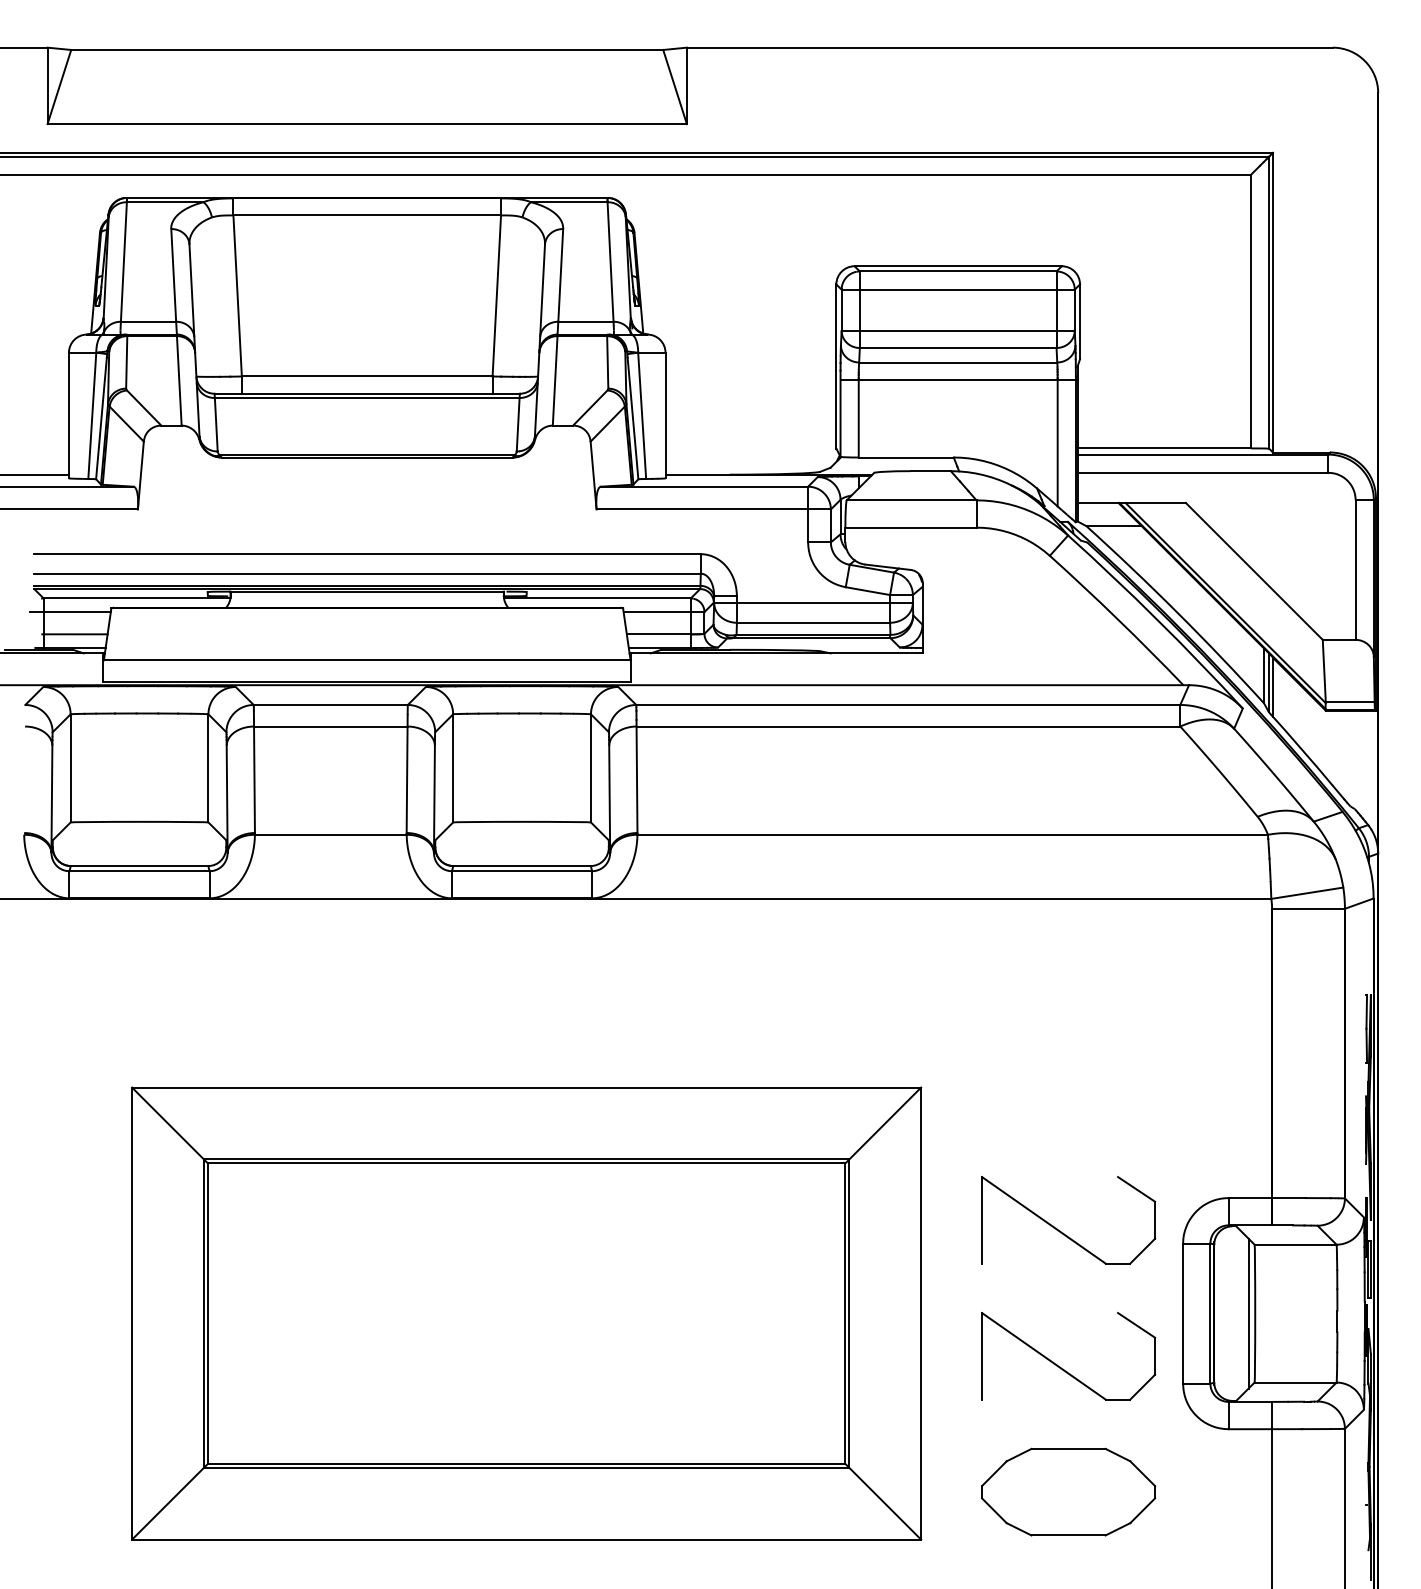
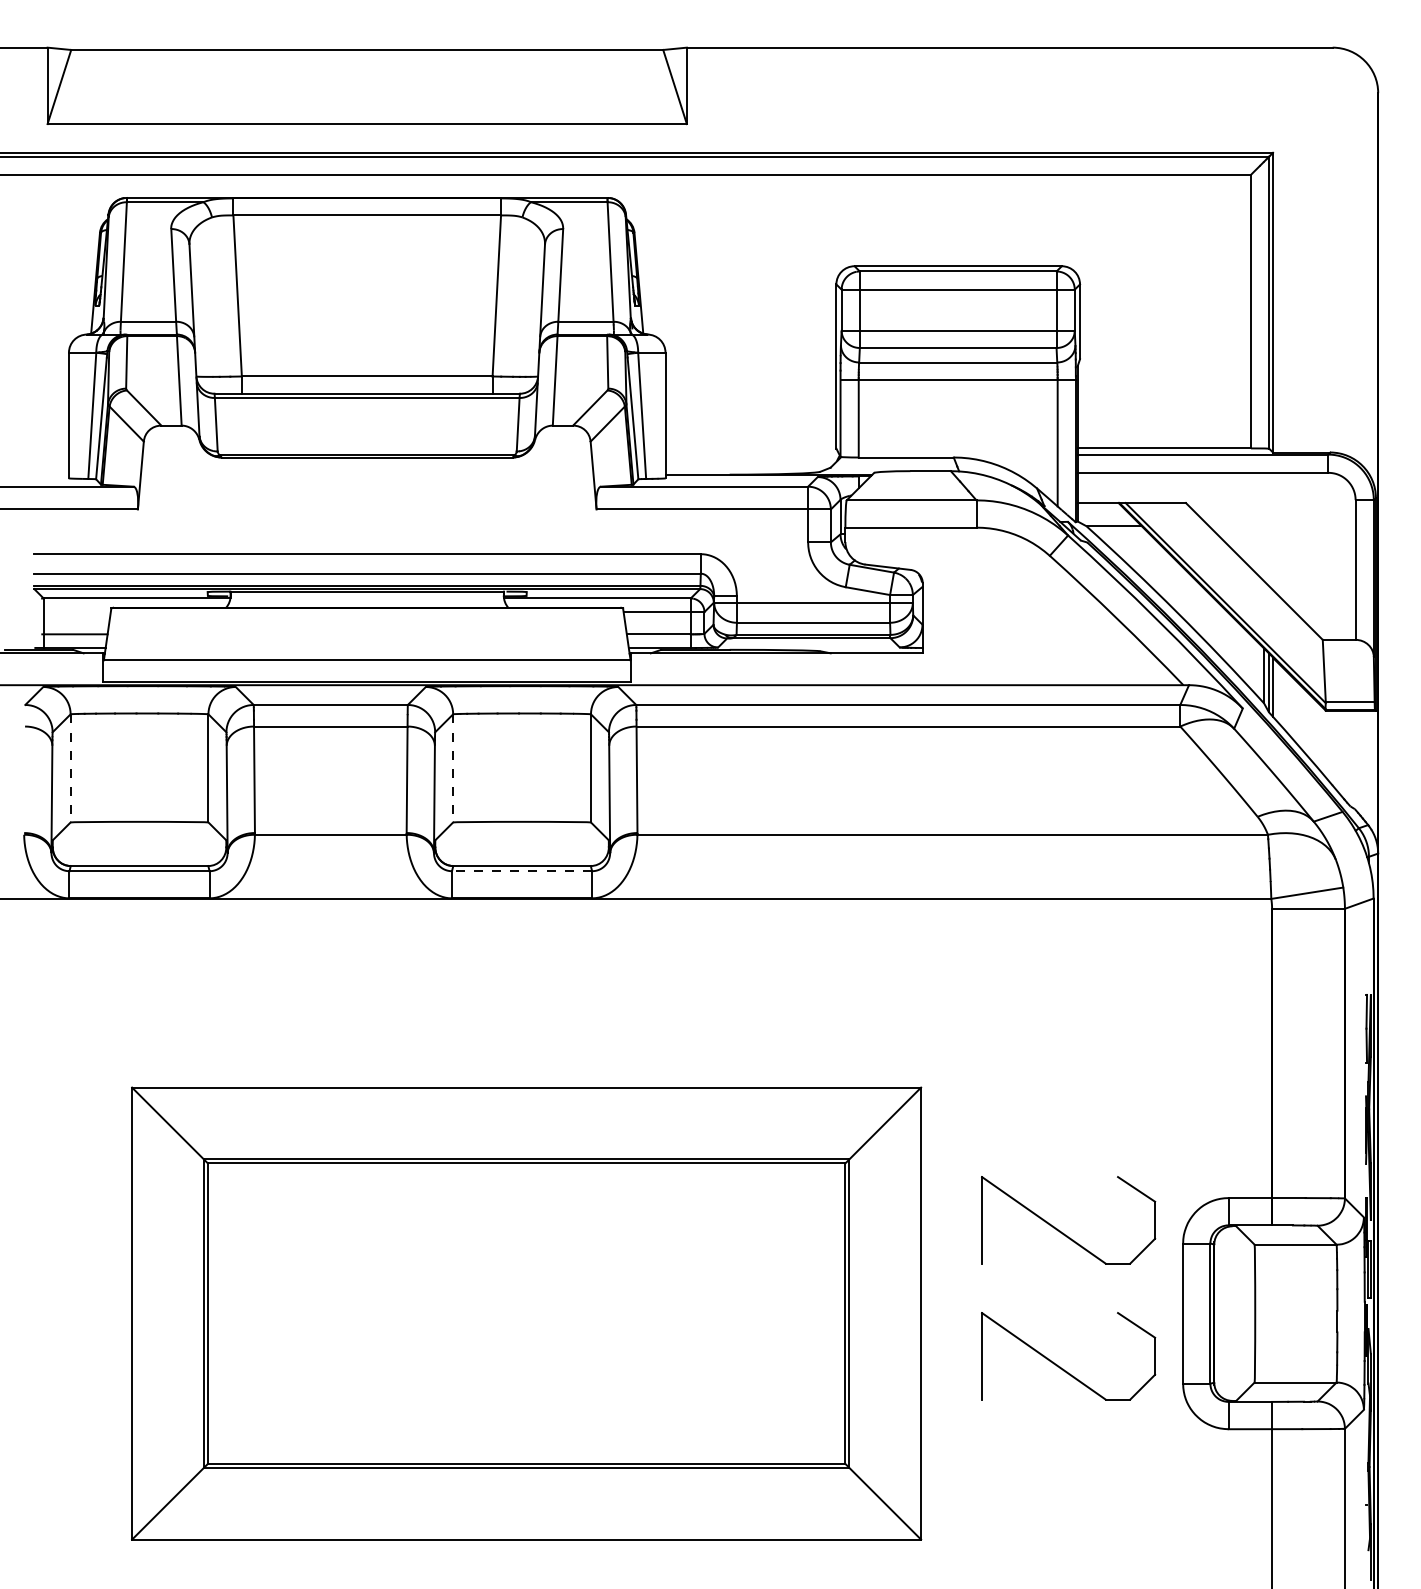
line: present -> none (35, 474)
line: present -> none (70, 612)
line: solid -> dashed (70, 768)
line: solid -> dashed (453, 768)
line: solid -> dashed (521, 871)
line: present -> none (1248, 1313)
part: present -> none (1068, 1491)
